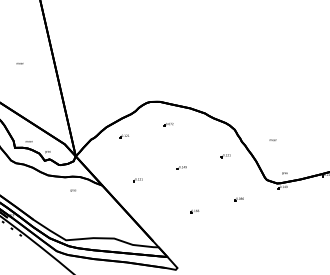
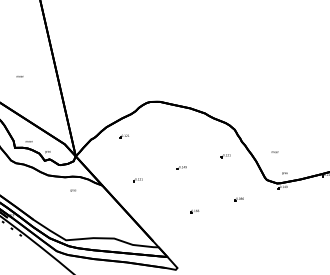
text position: (19, 63) -> (19, 76) (19, 76)
part: present -> none (168, 124)
text position: (272, 139) -> (274, 151) (274, 151)
